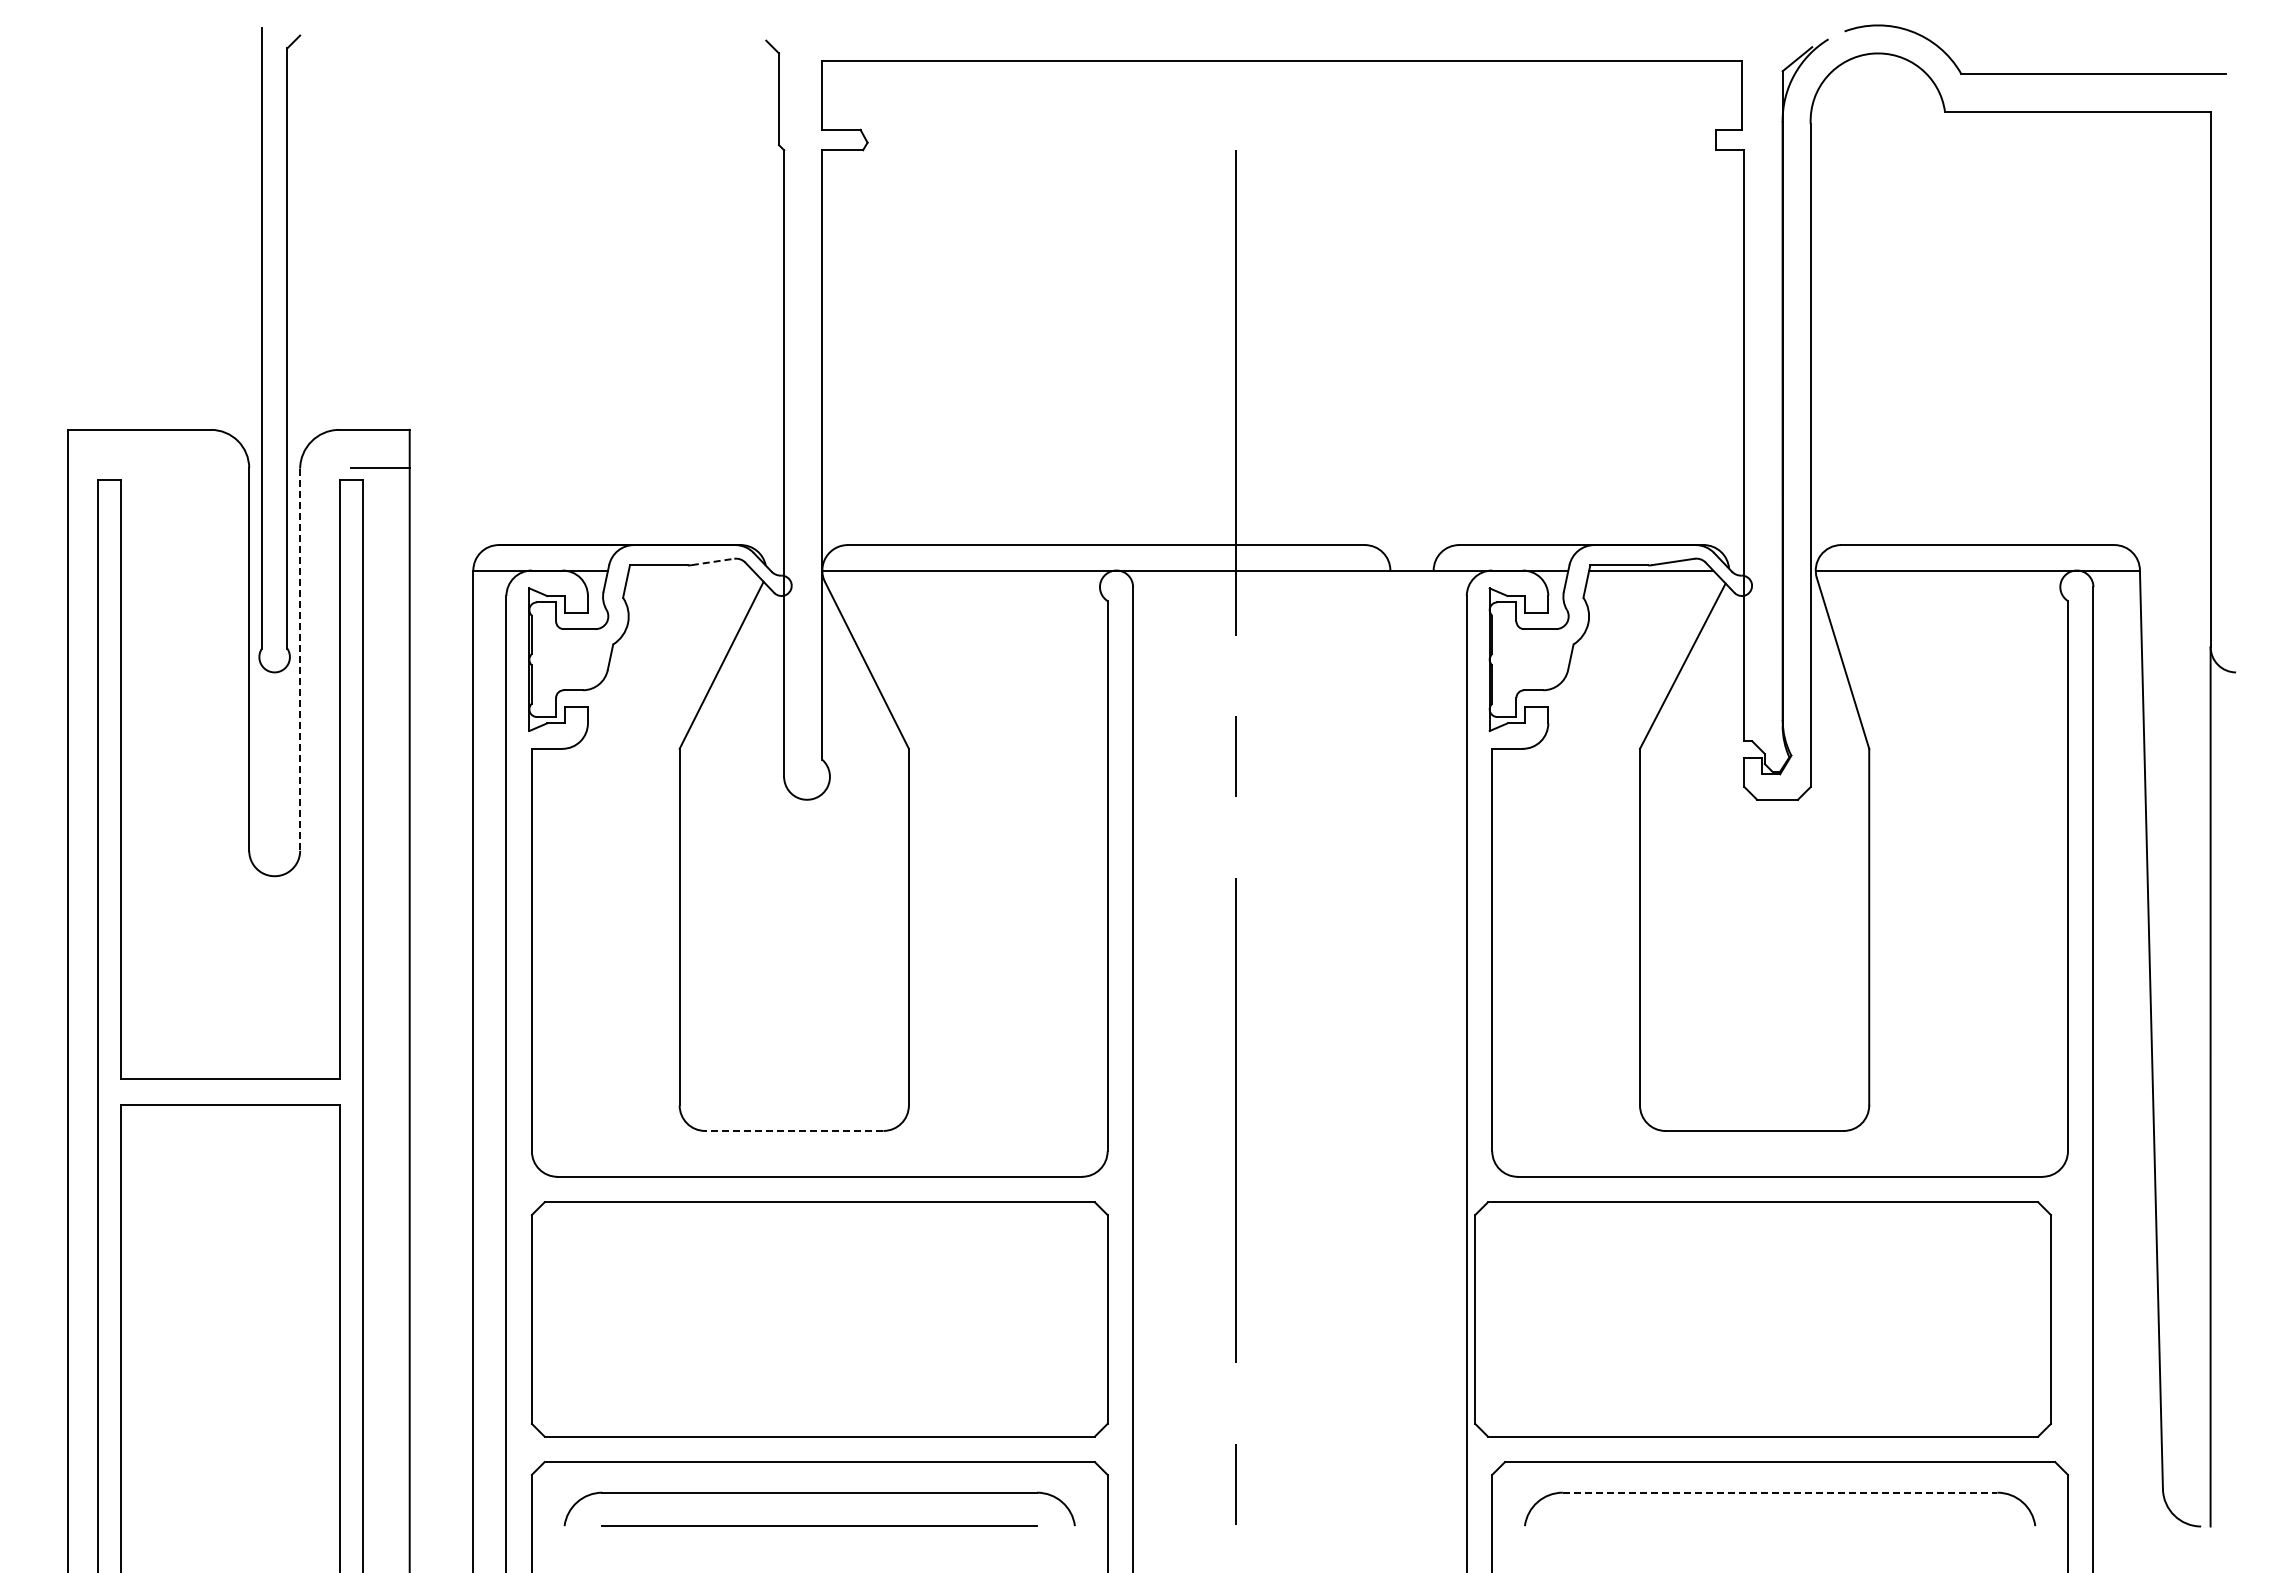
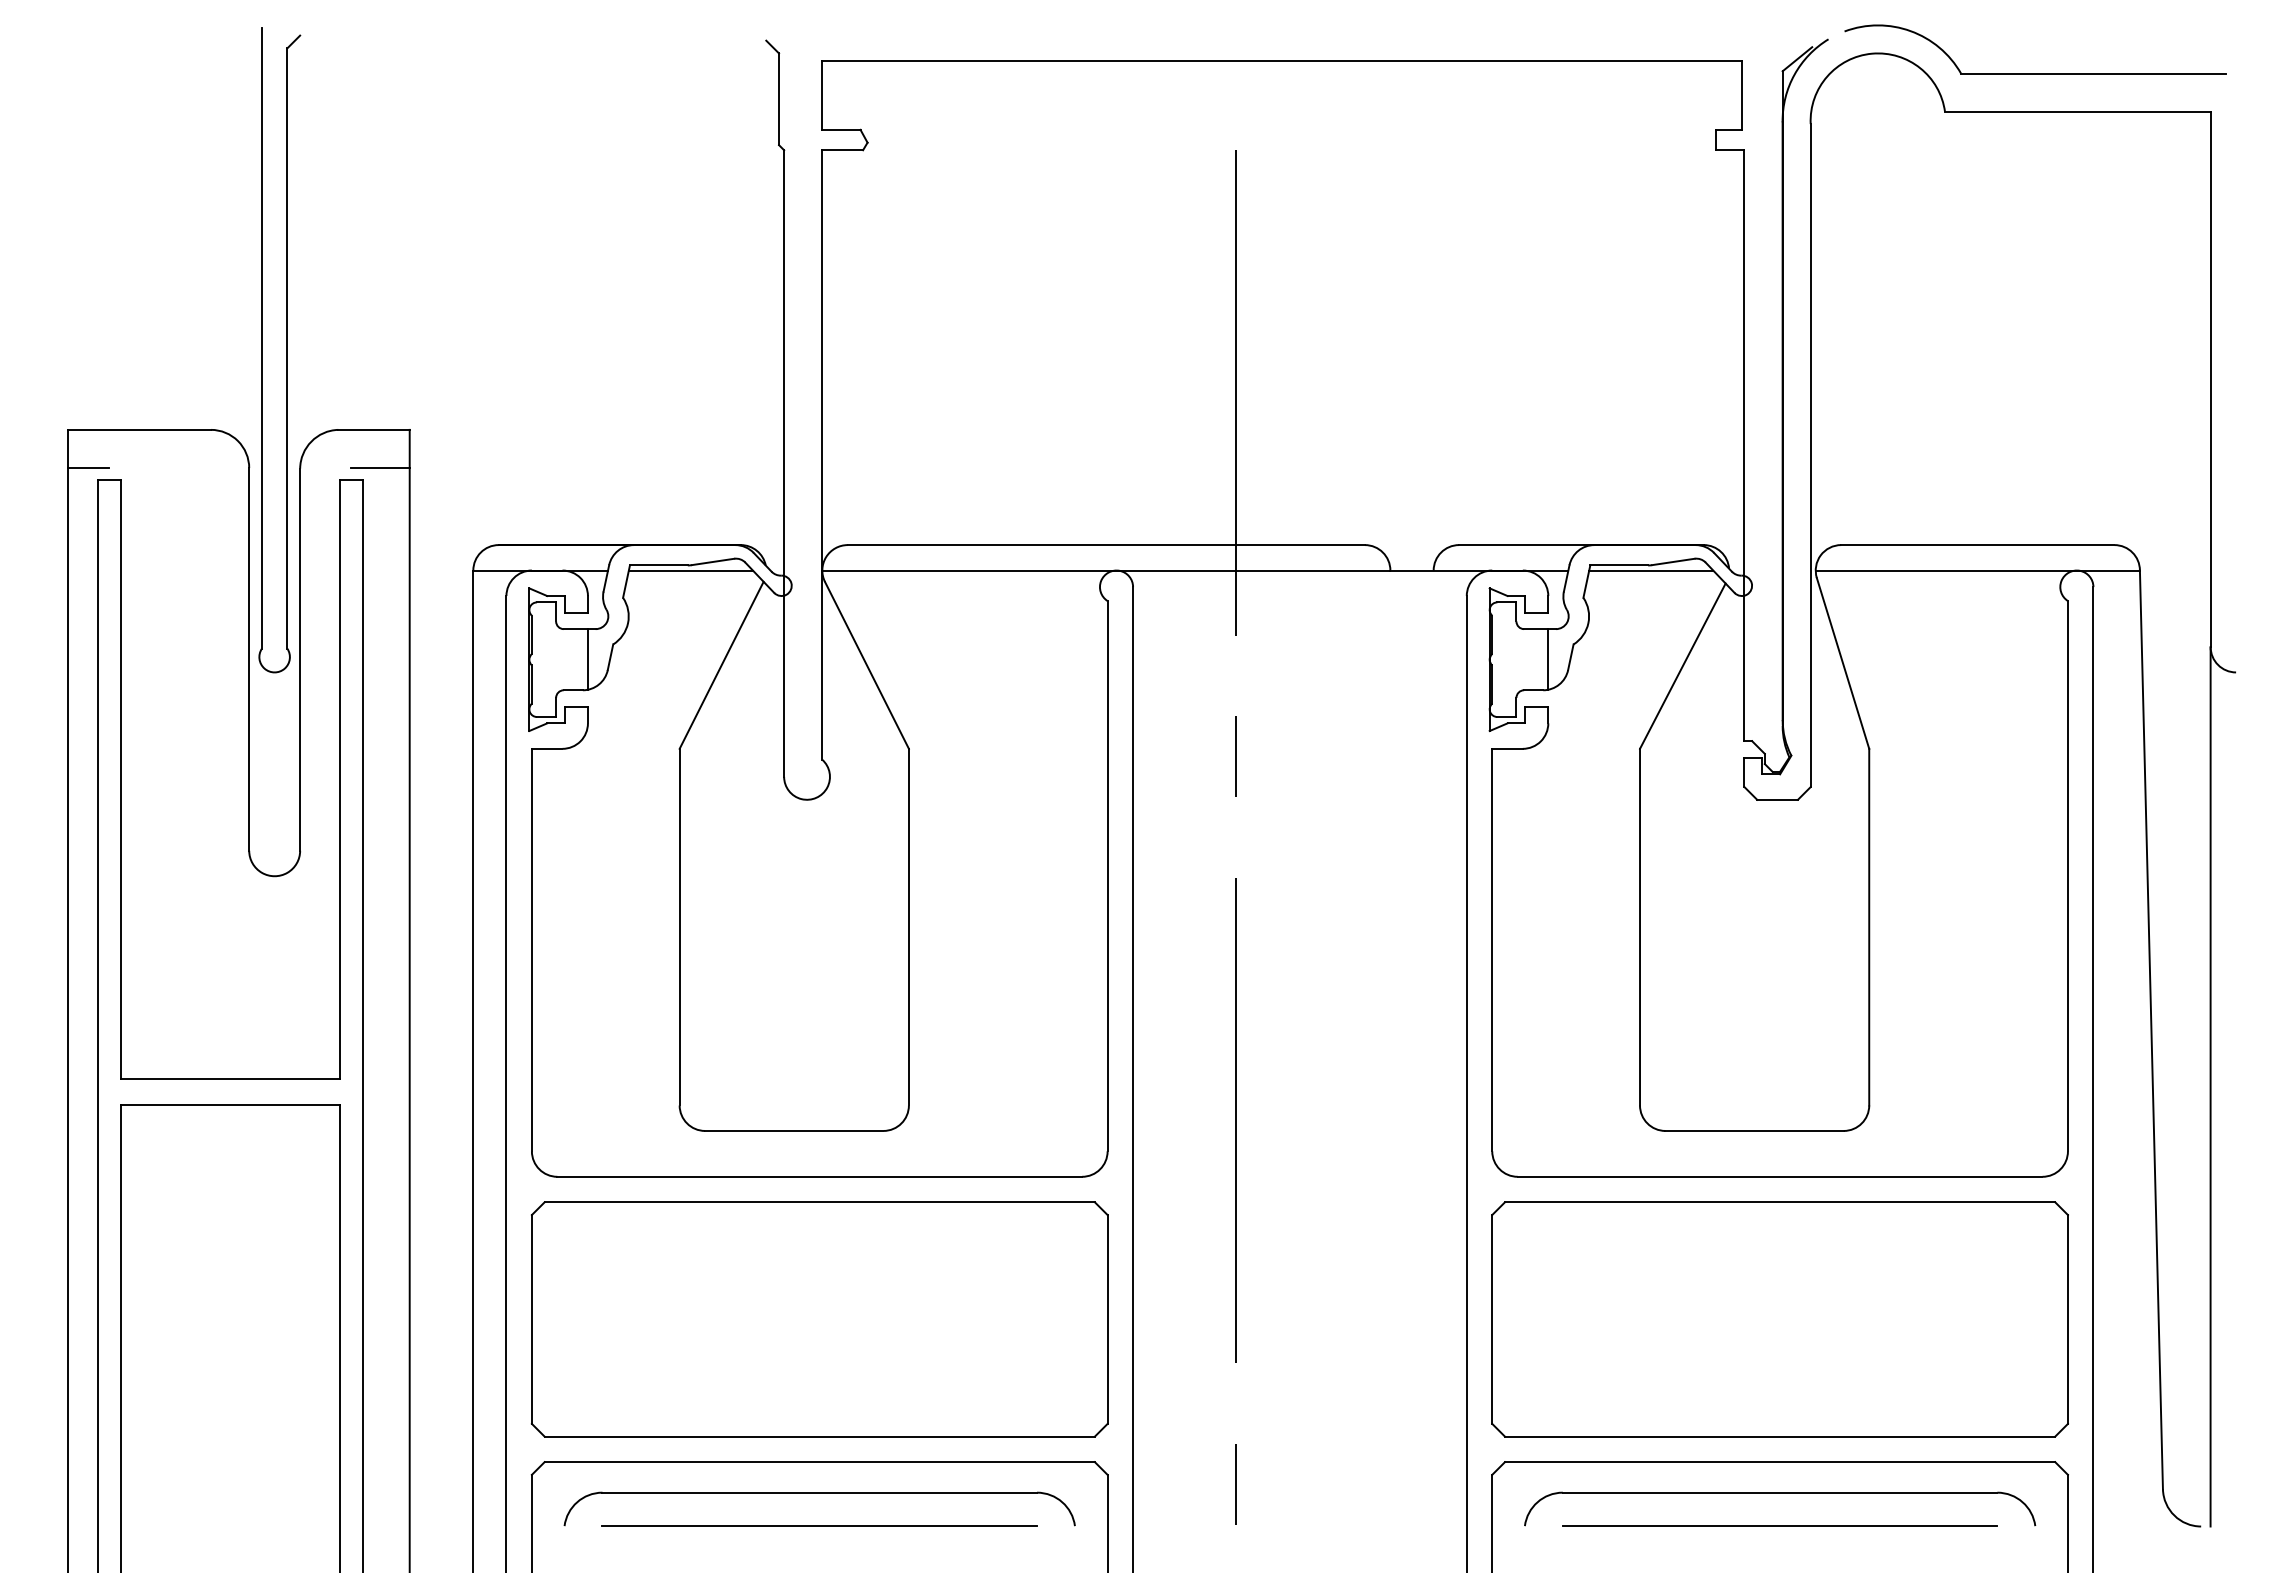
line: none -> present (88, 468)
line: dashed -> solid (713, 561)
line: none -> present (690, 570)
line: none -> present (587, 659)
line: none -> present (1548, 659)
line: dashed -> solid (300, 660)
line: dashed -> solid (793, 1130)
part position: (1762, 1319) -> (1779, 1319) (1779, 1319)
line: dashed -> solid (1780, 1492)
line: none -> present (1779, 1525)
